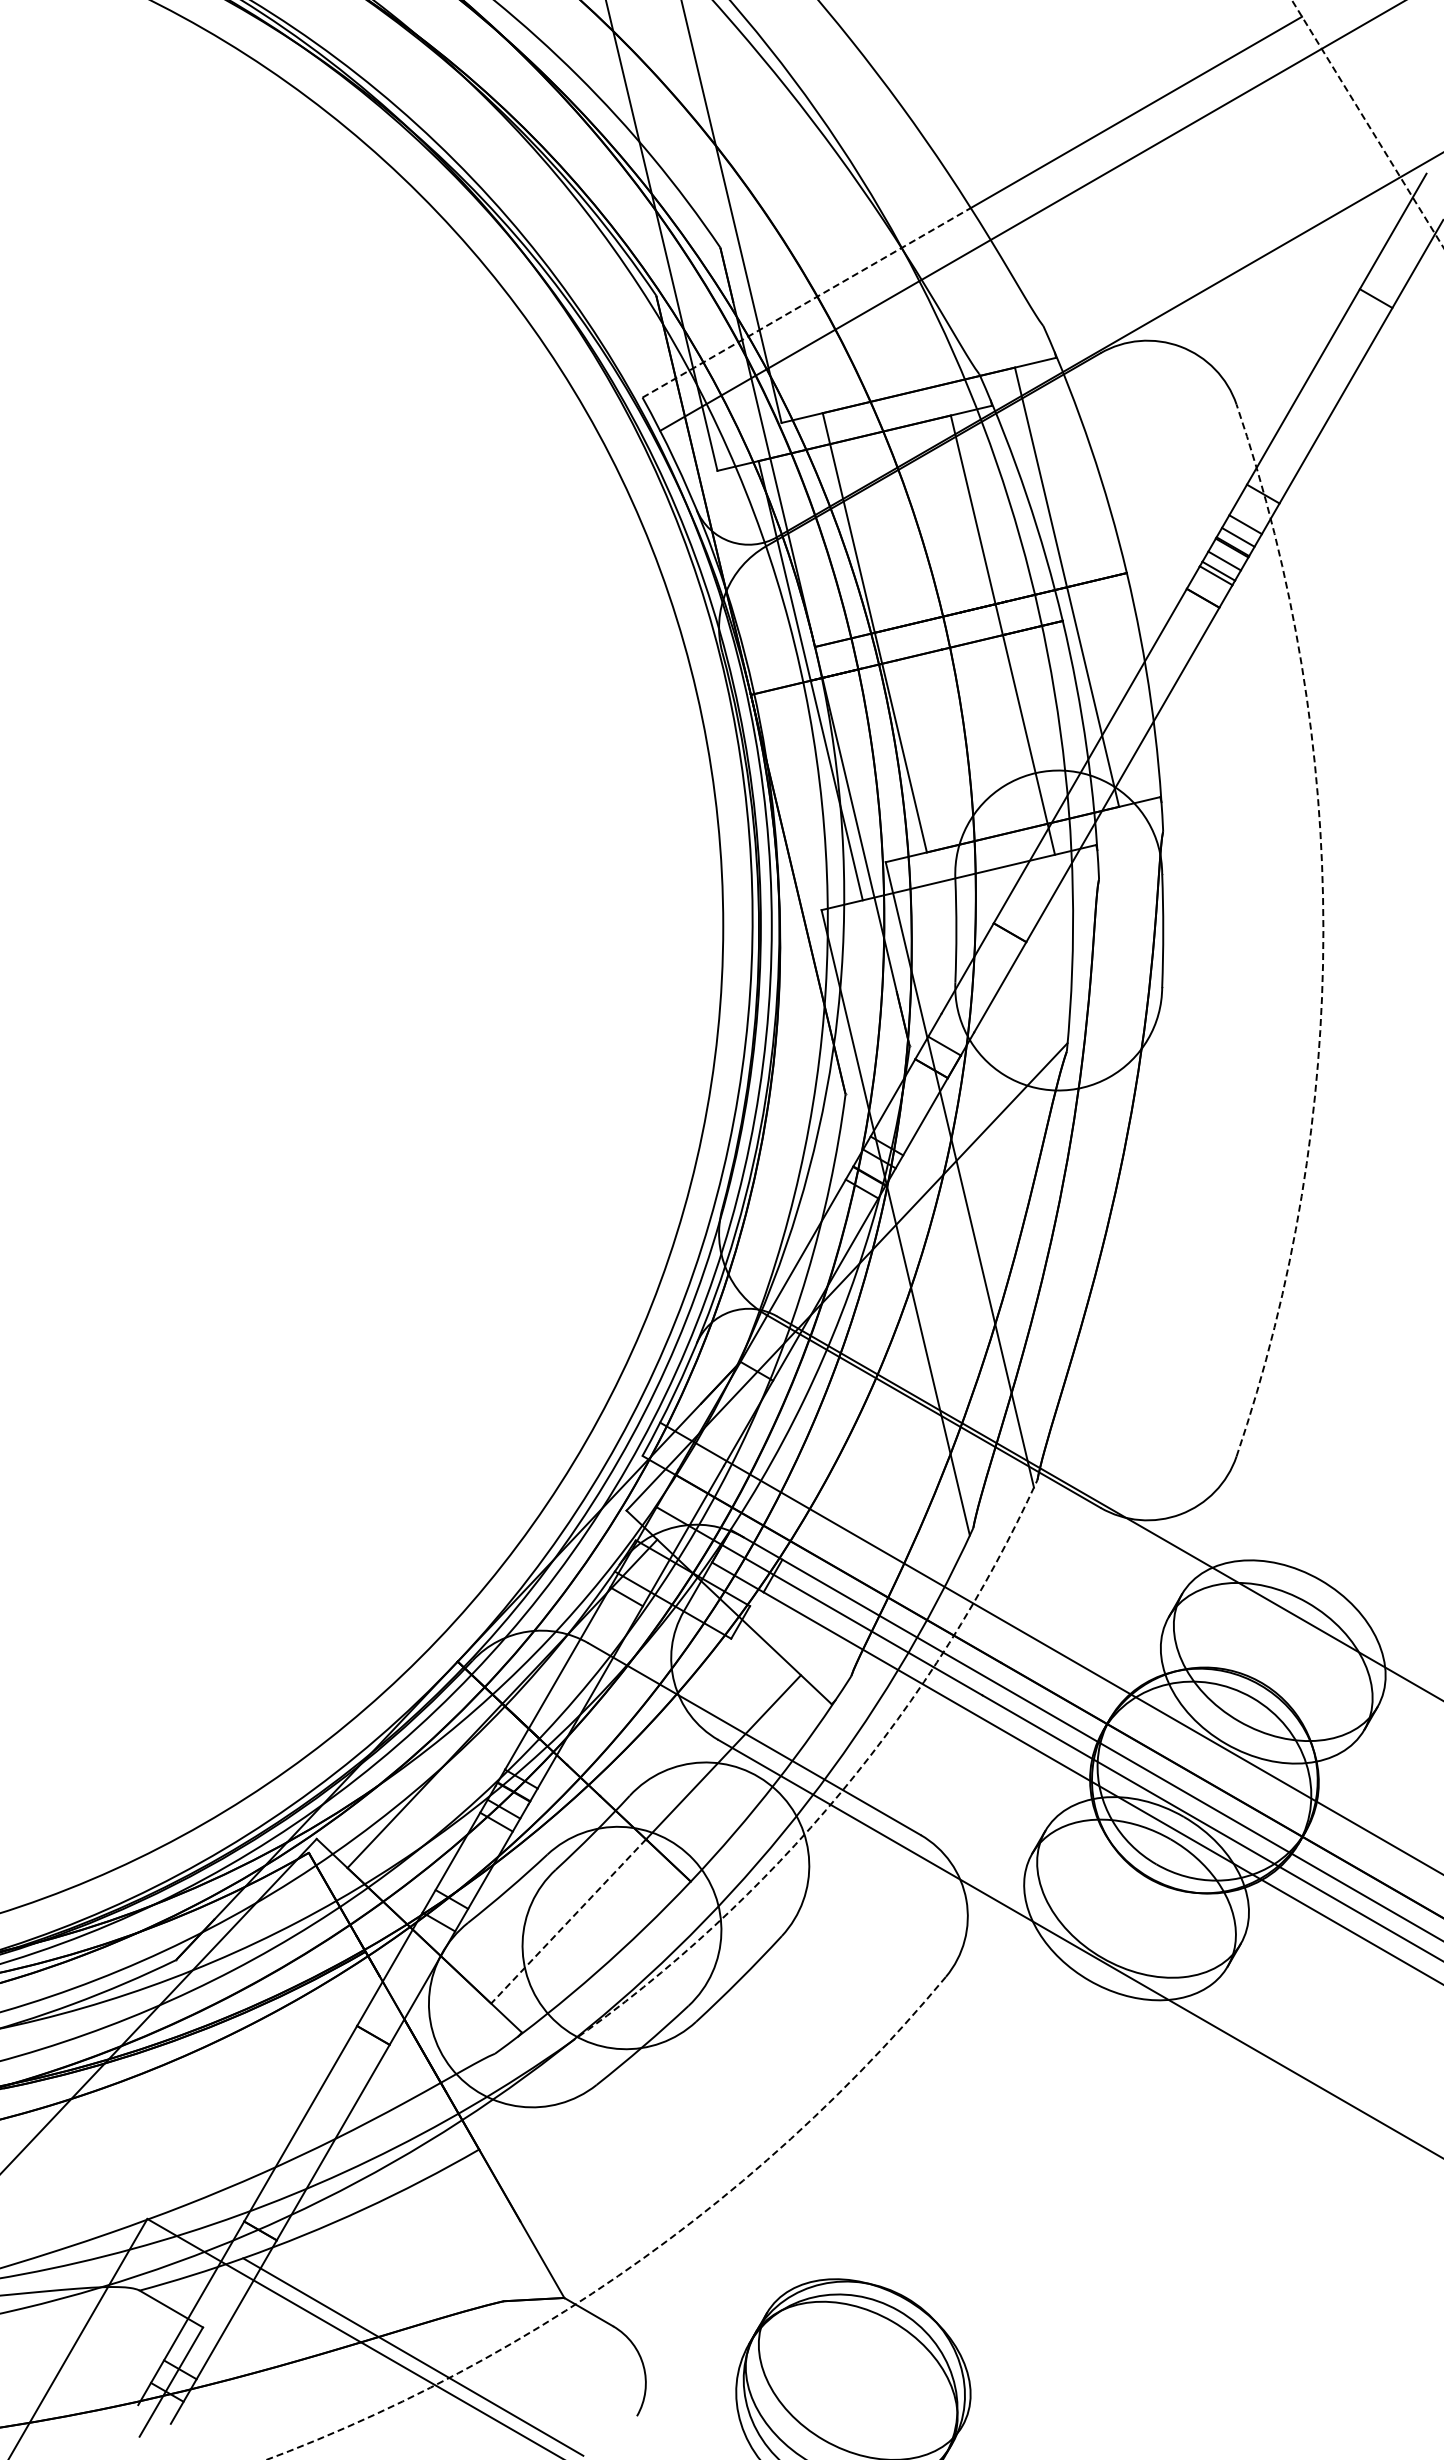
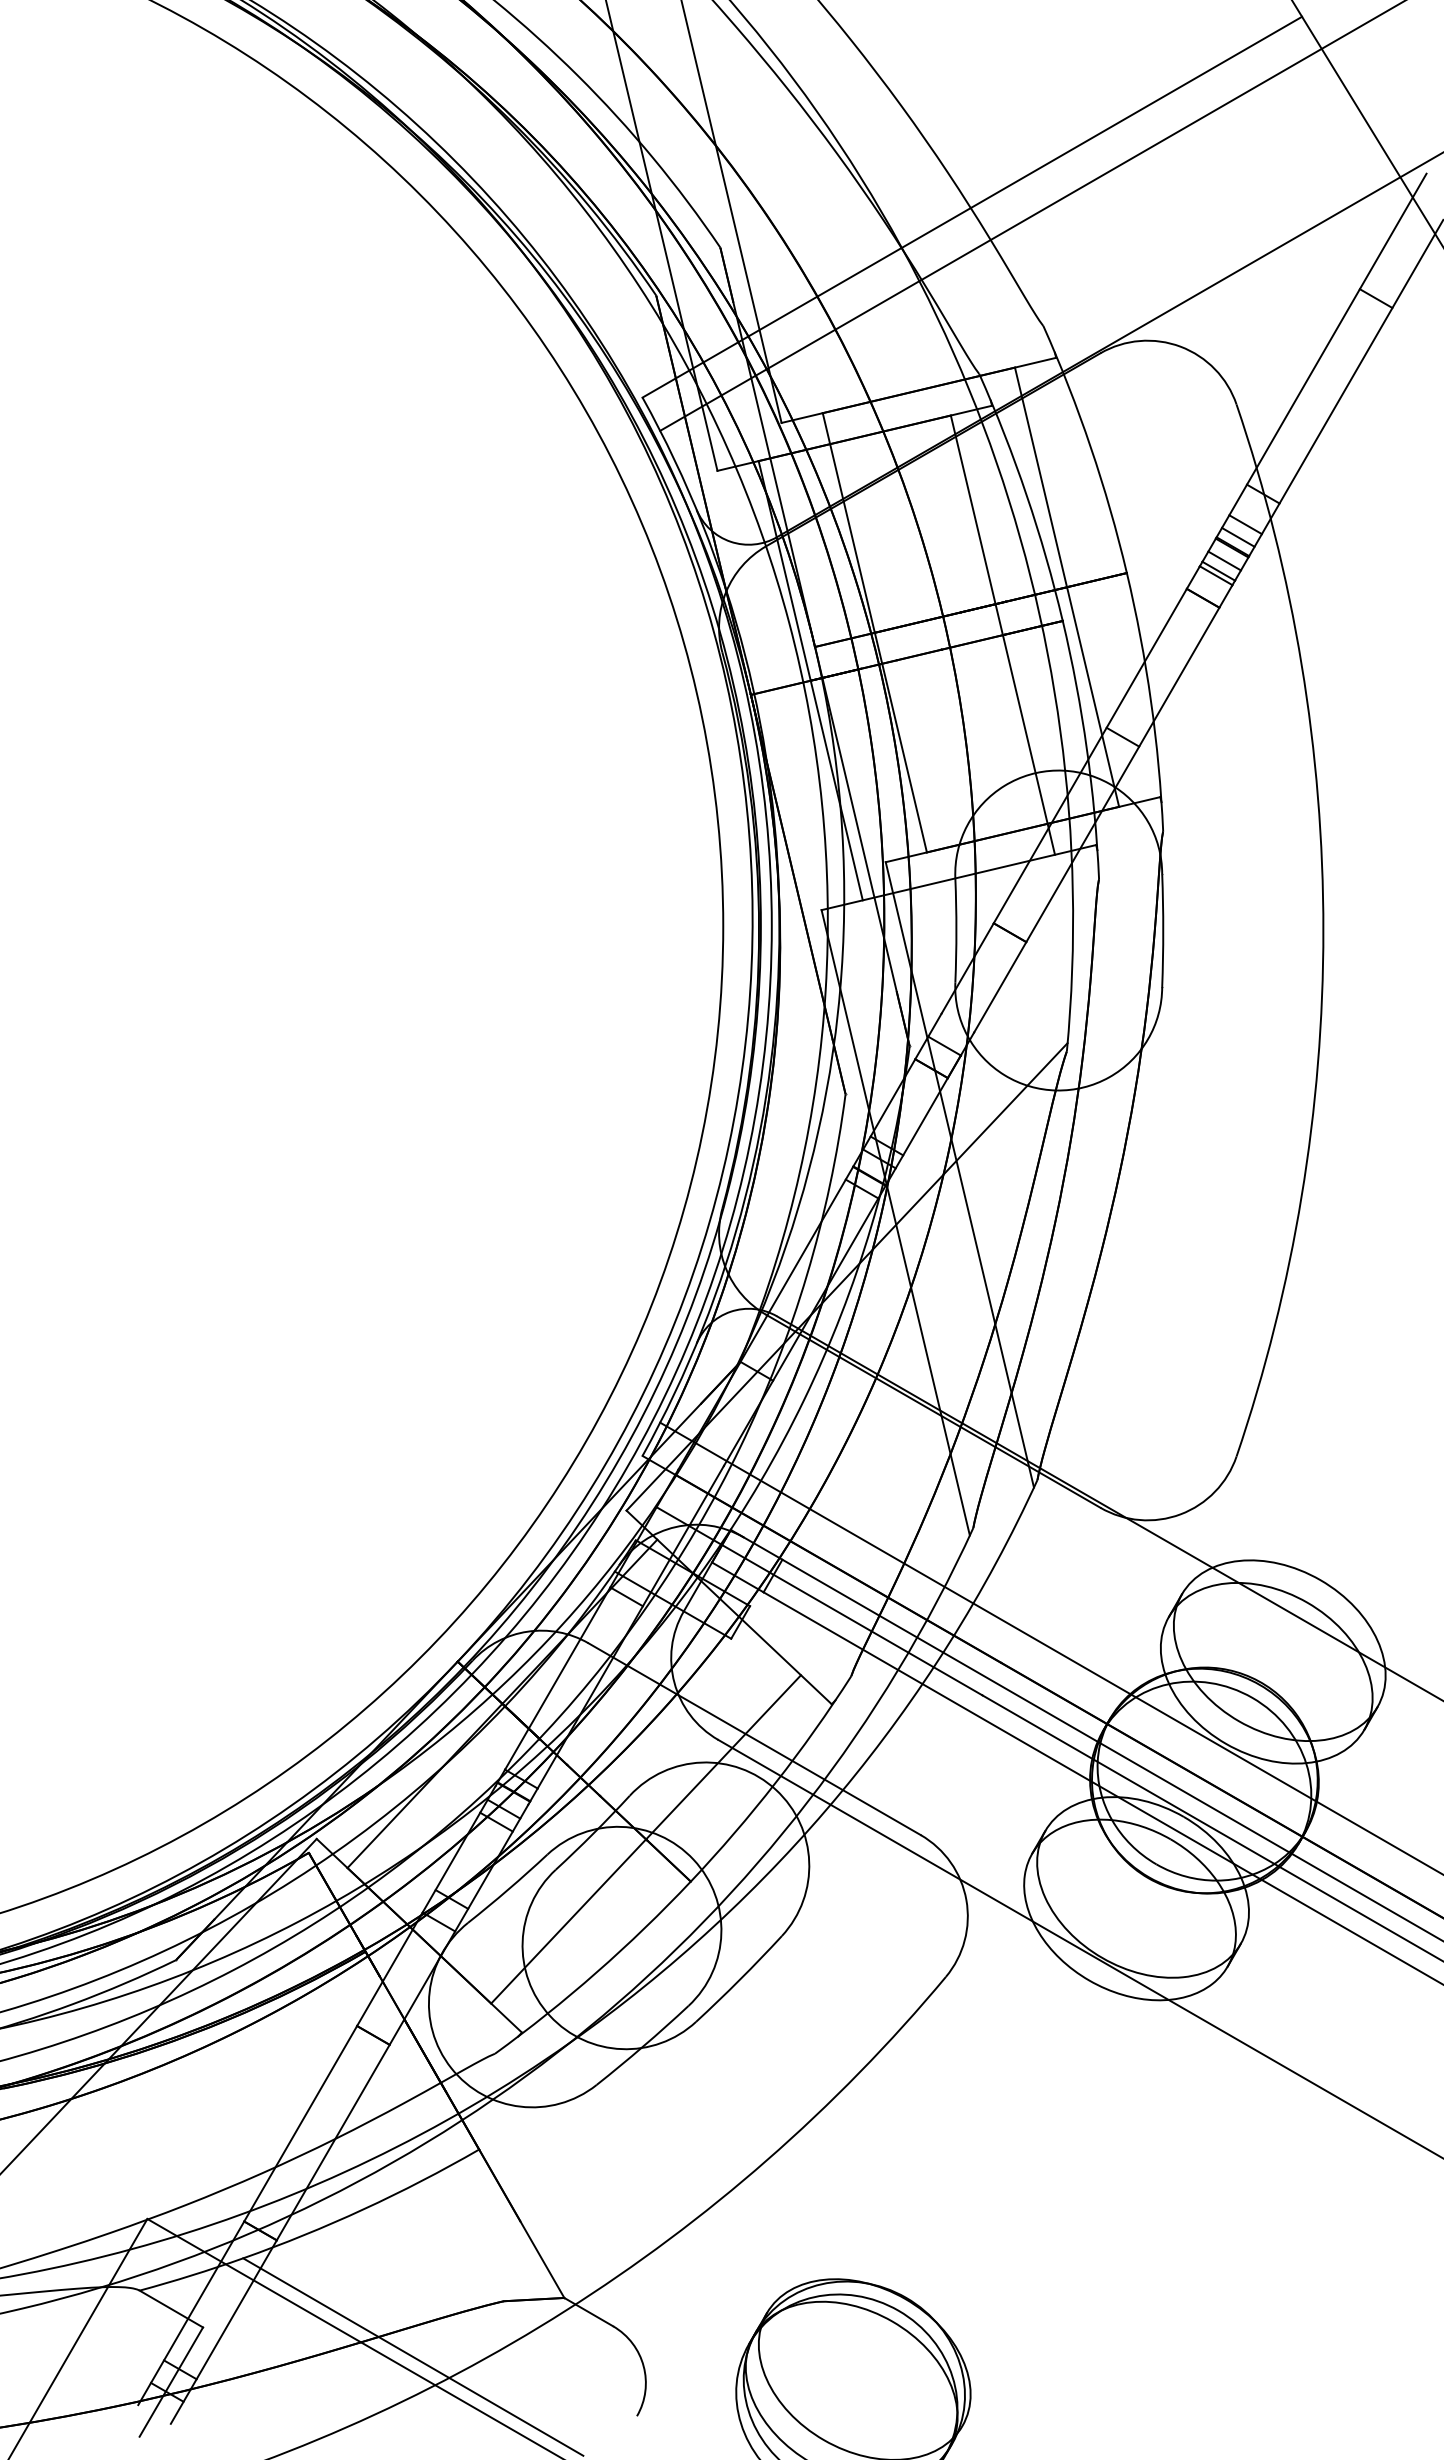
line: dashed -> solid (1367, 124)
line: dashed -> solid (806, 302)
line: none -> present (1122, 736)
arc: dashed -> solid (1323, 930)
arc: dashed -> solid (840, 1792)
line: dashed -> solid (568, 1921)
arc: dashed -> solid (636, 2263)
